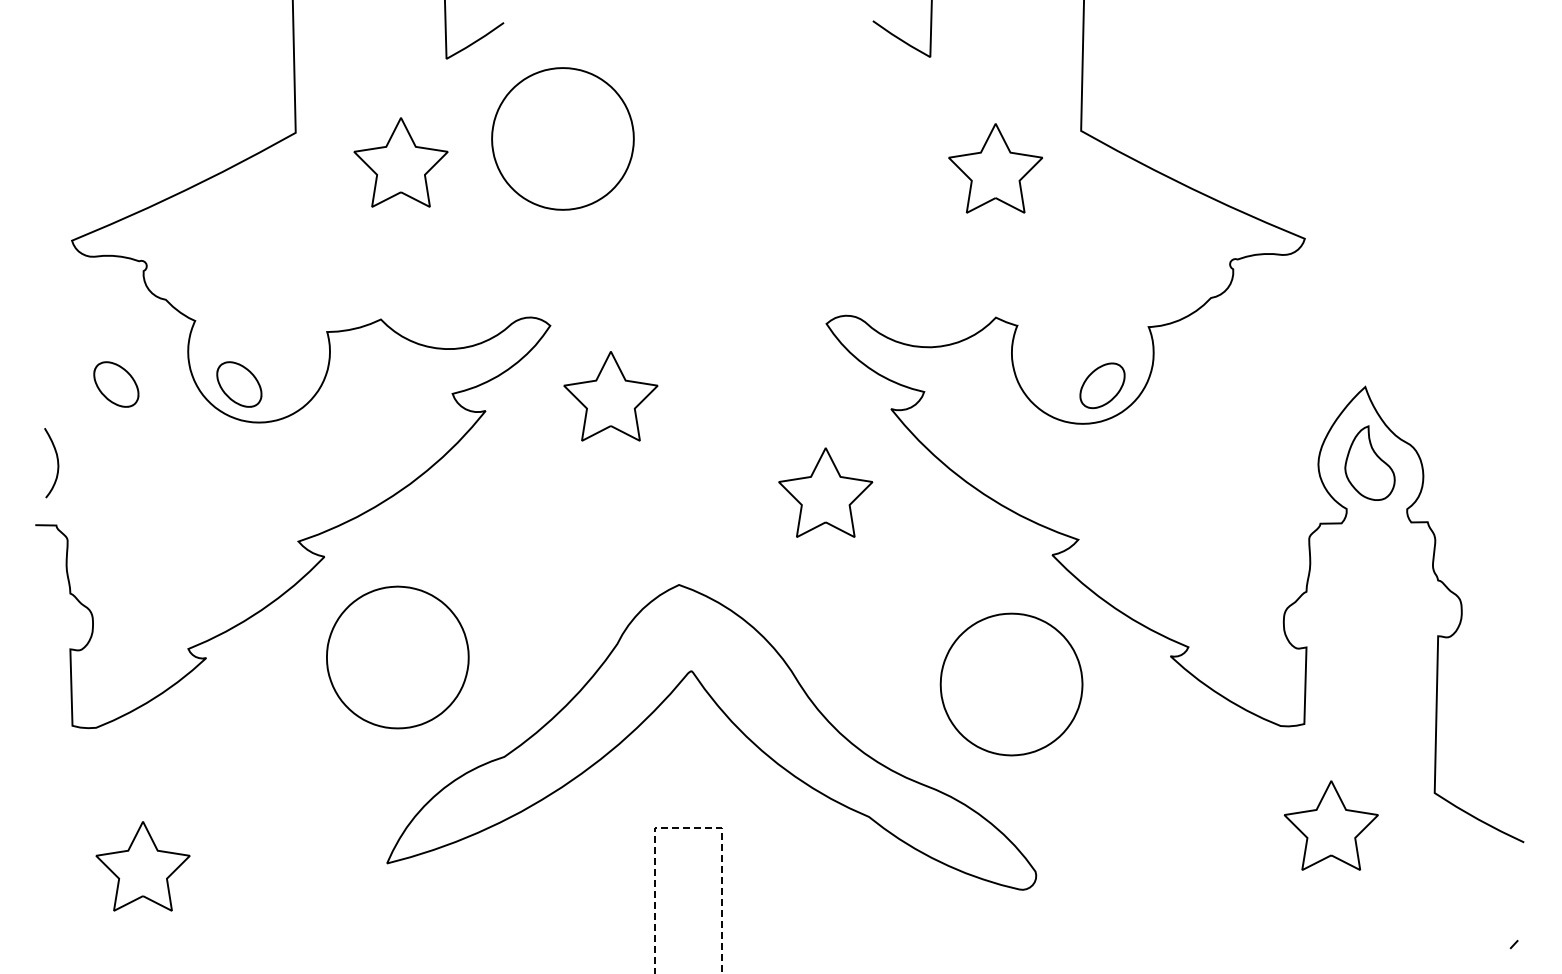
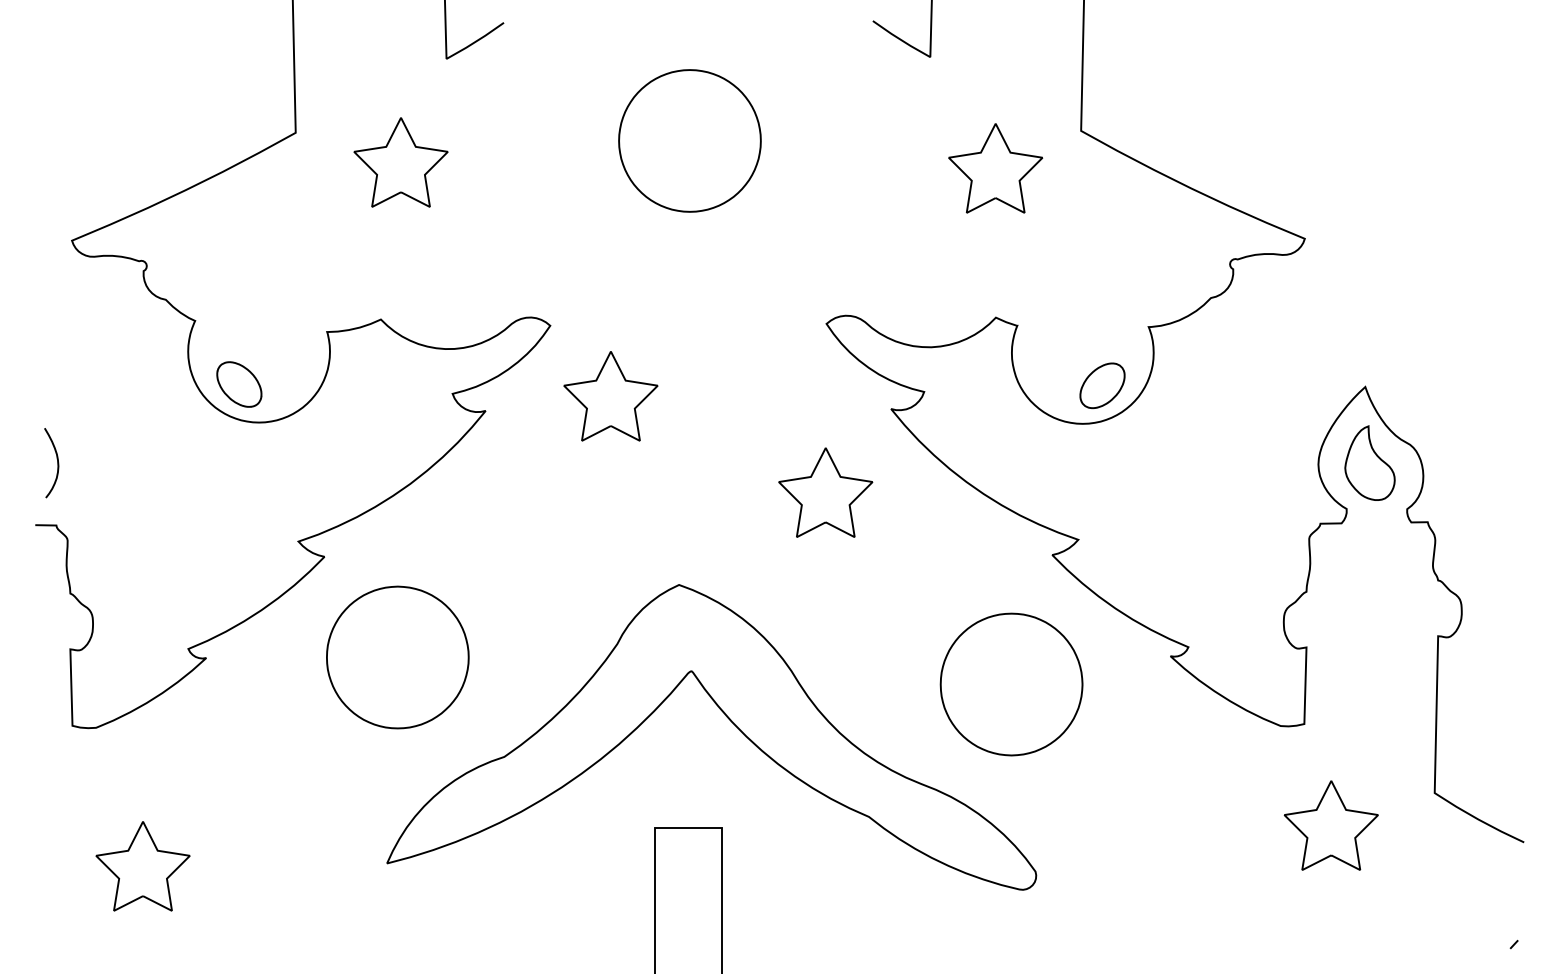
part position: (562, 138) -> (689, 140) (689, 140)
part: present -> none (116, 384)
line: dashed -> solid (688, 827)
